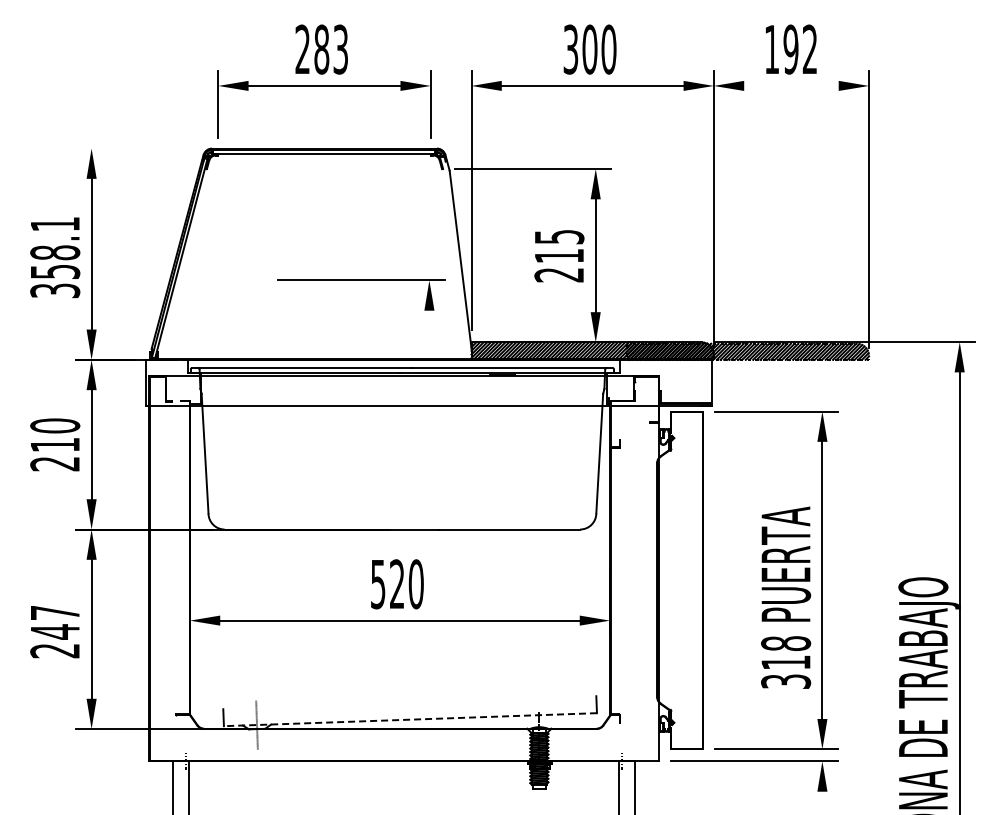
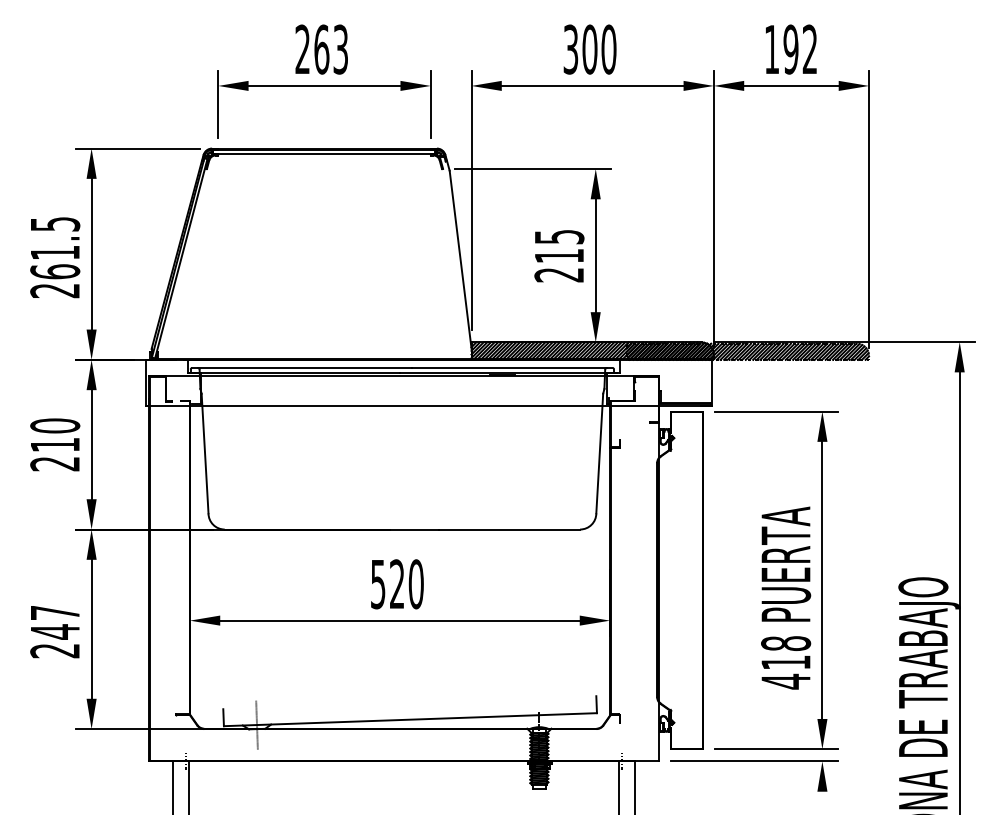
text: 283 -> 263 (321, 49)
line: none -> present (791, 85)
line: none -> present (138, 148)
text: 358.1 -> 261.5 (55, 257)
part: present -> none (361, 280)
text: 318 -> 418 (786, 681)
line: dashed -> solid (410, 719)
